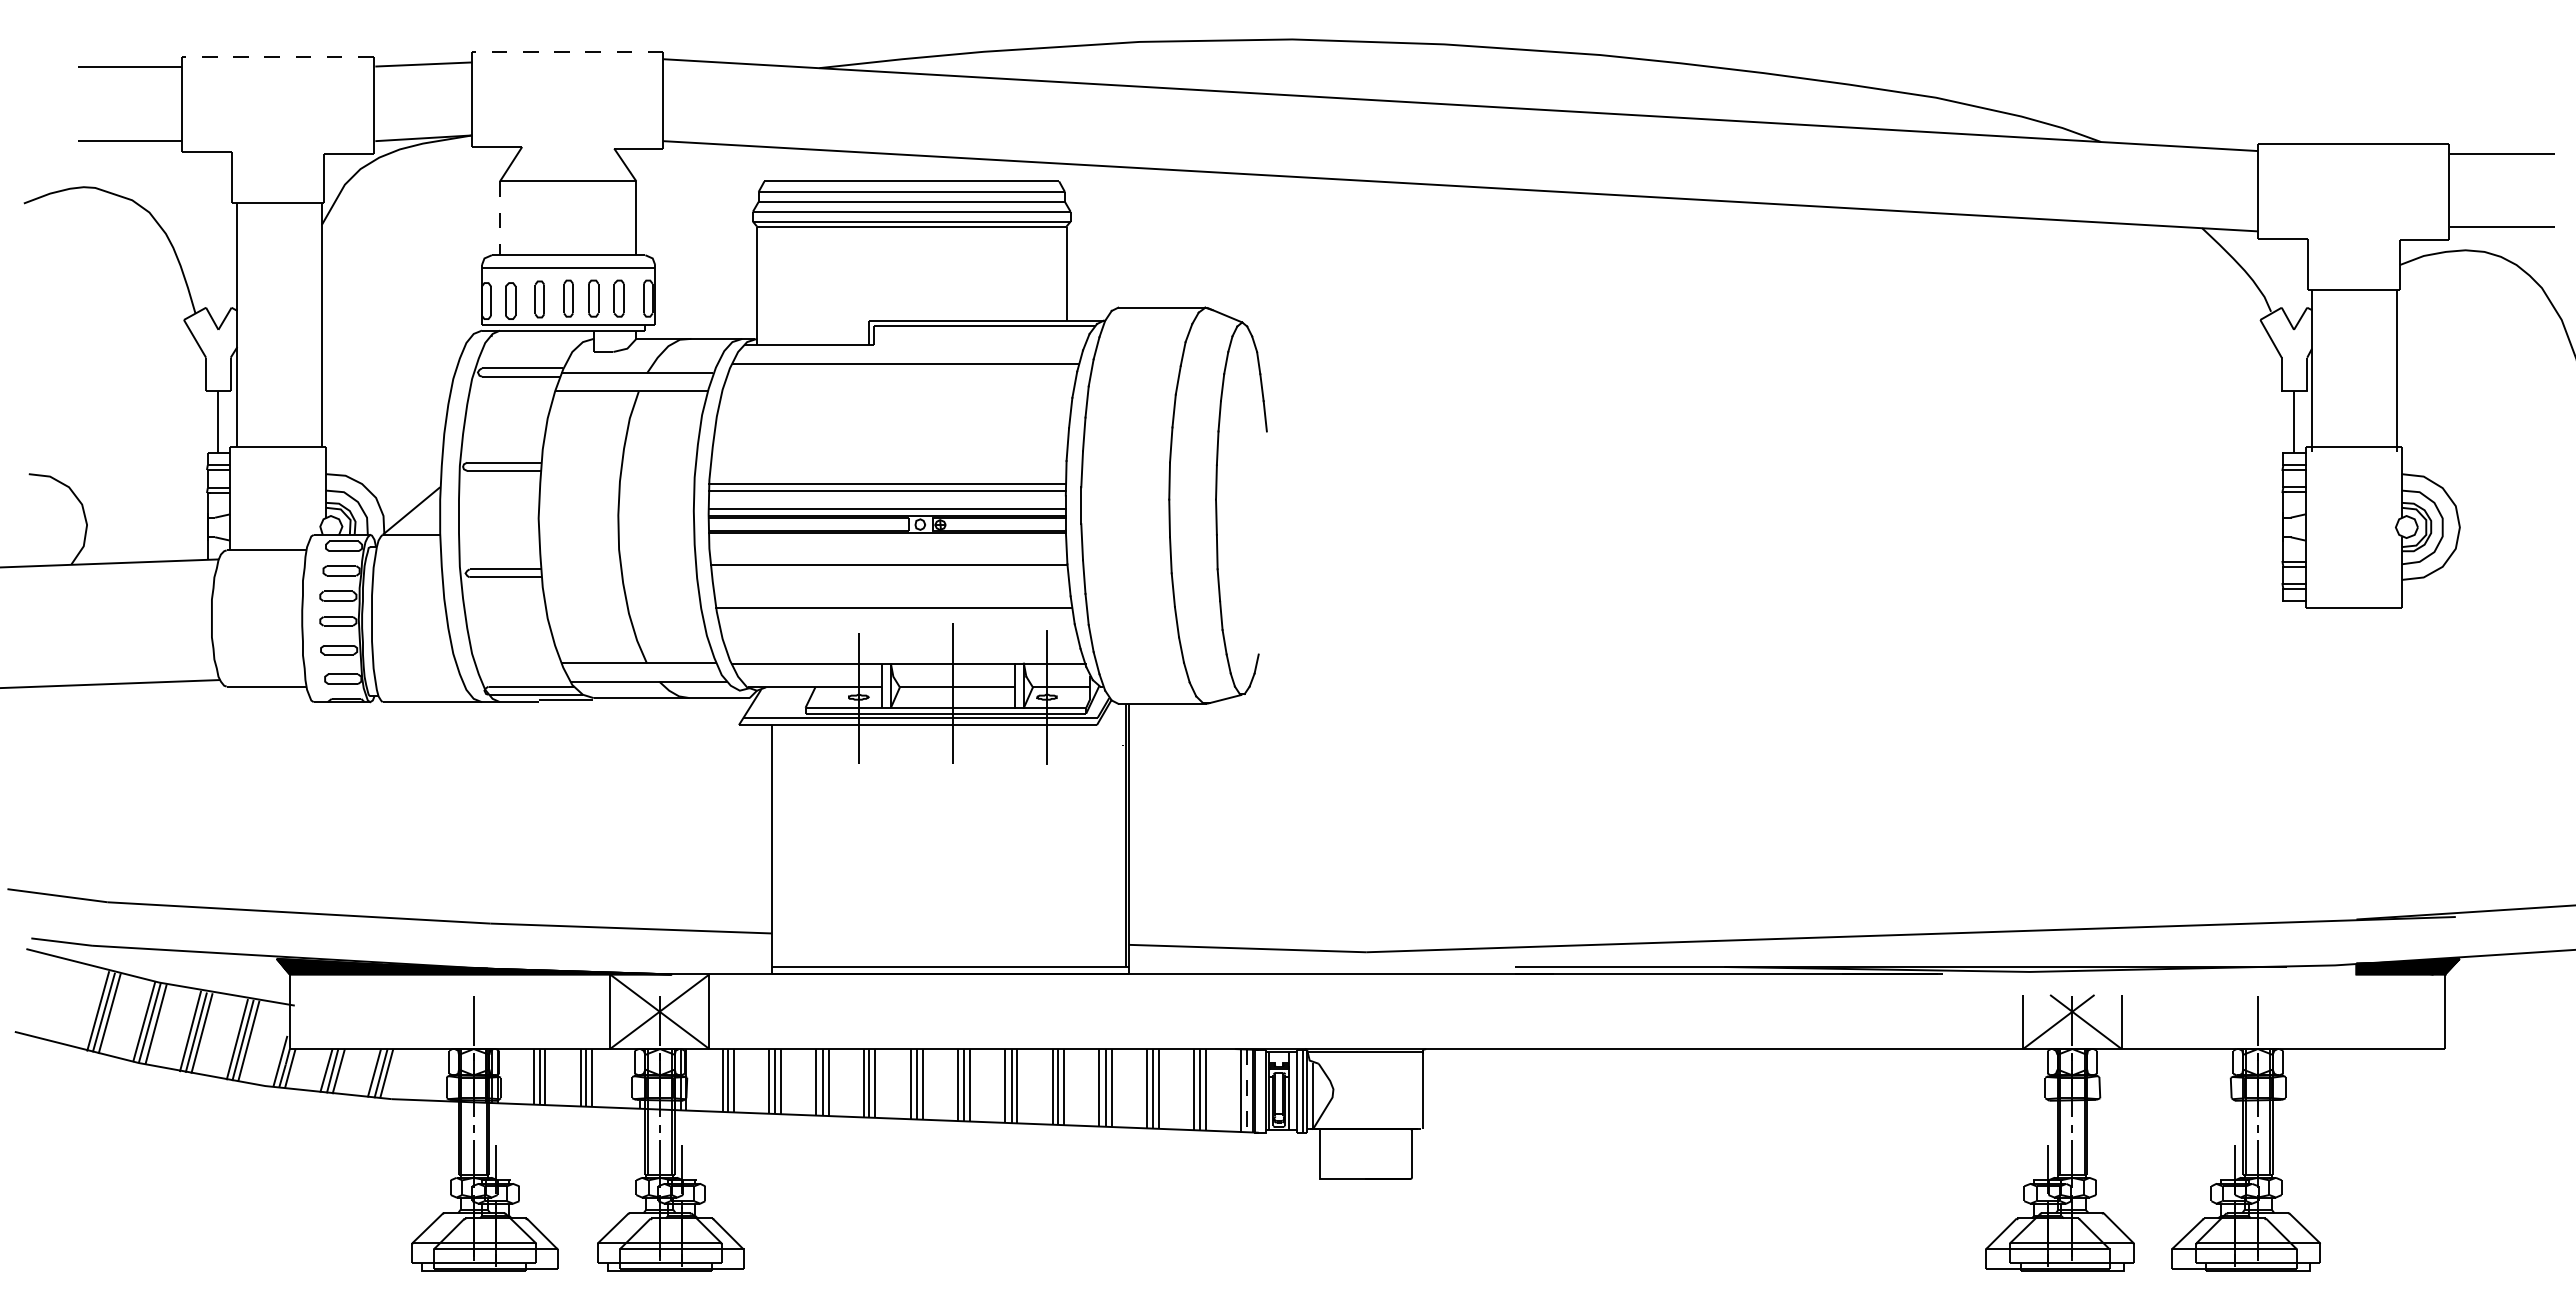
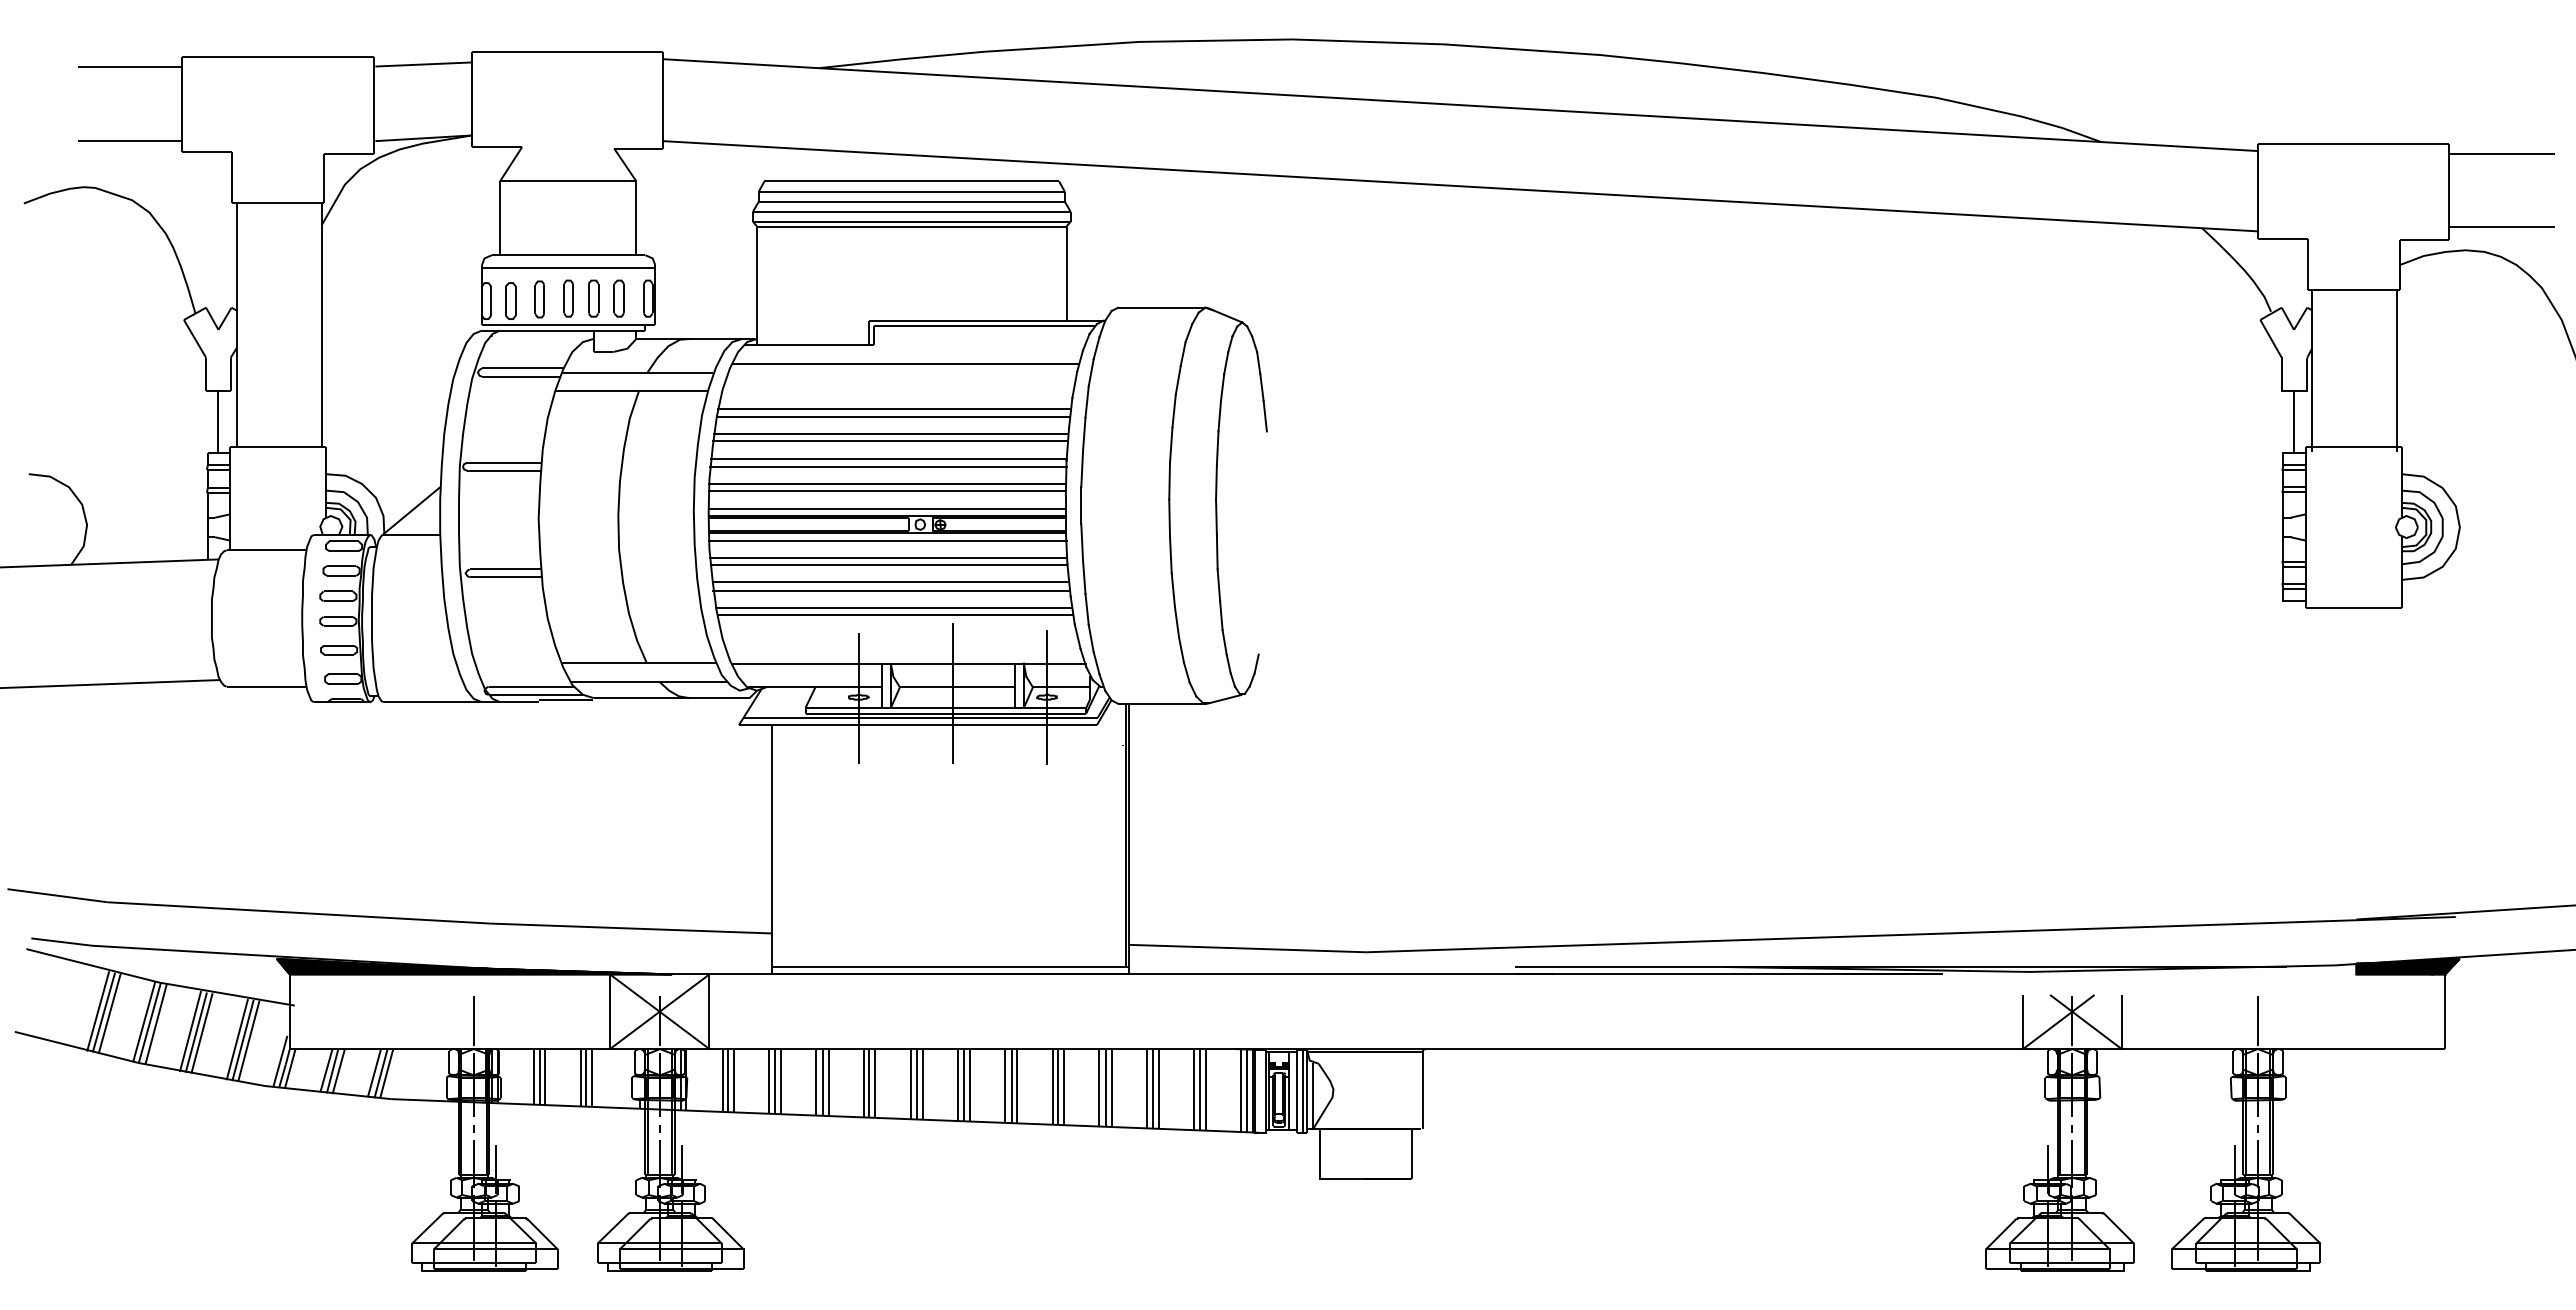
line: dashed -> solid (567, 51)
line: dashed -> solid (277, 56)
line: dashed -> solid (500, 218)
line: none -> present (894, 409)
line: none -> present (892, 416)
line: none -> present (891, 434)
line: none -> present (890, 441)
line: none -> present (888, 458)
line: none -> present (888, 466)
line: none -> present (887, 540)
line: none -> present (888, 557)
line: none -> present (890, 582)
line: none -> present (891, 590)
line: none -> present (895, 615)
line: dashed -> solid (1247, 1090)
